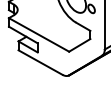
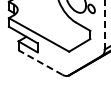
line: solid -> dashed (104, 24)
line: solid -> dashed (40, 62)
